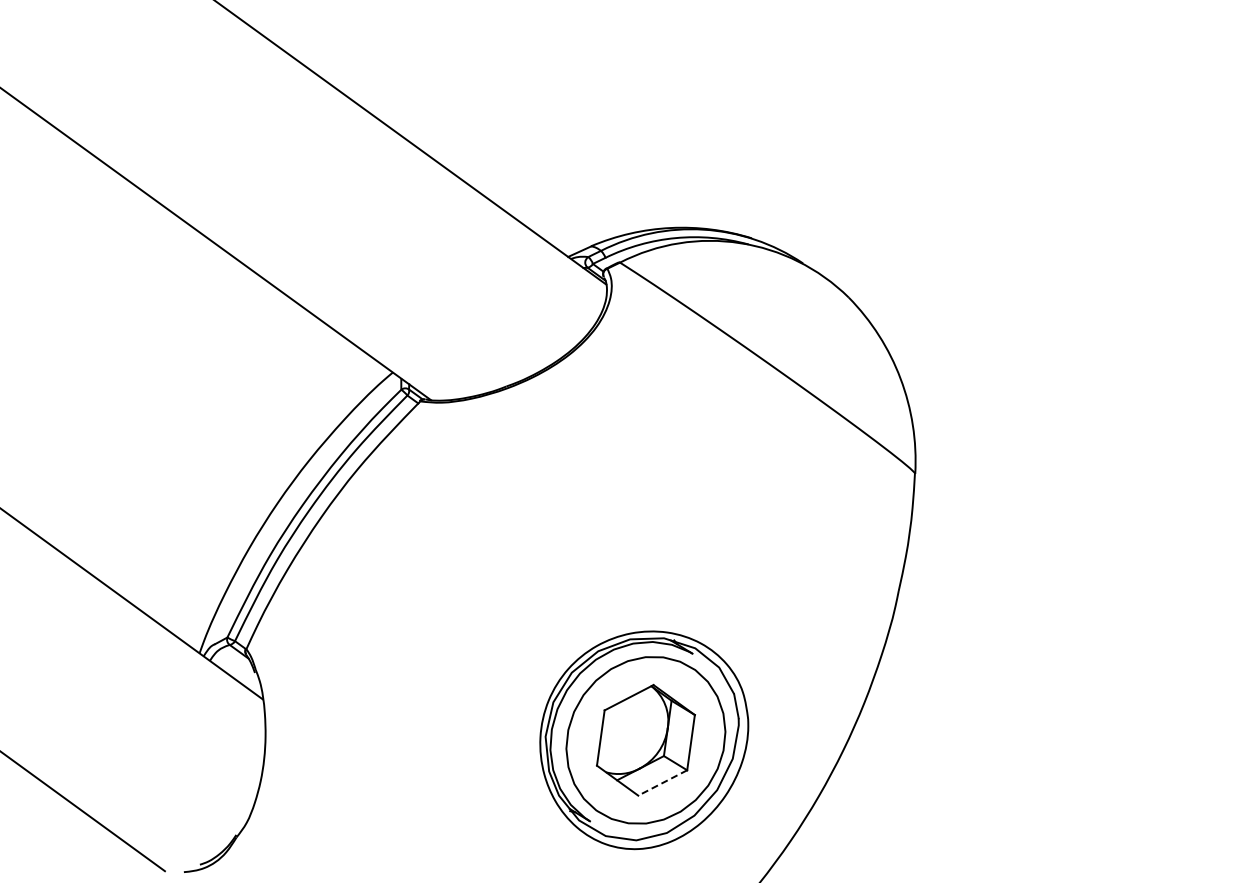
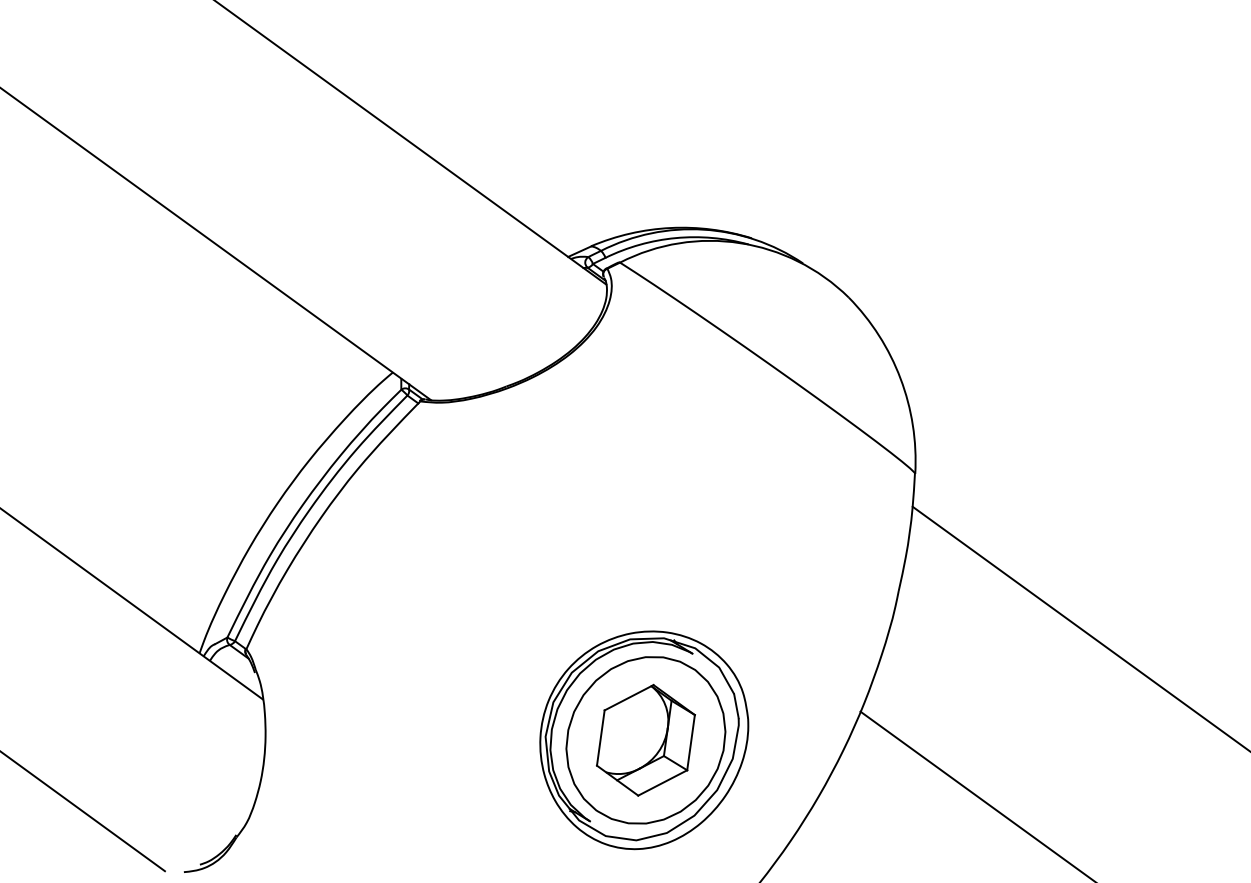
line: none -> present (1079, 627)
line: dashed -> solid (662, 782)
line: none -> present (976, 795)
